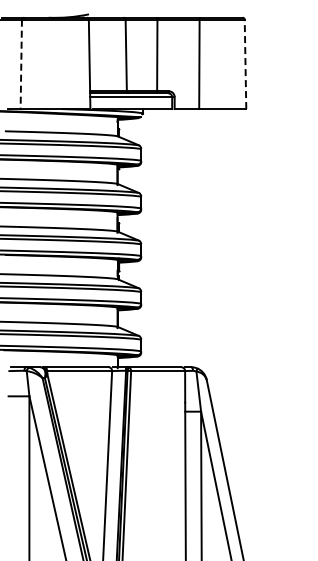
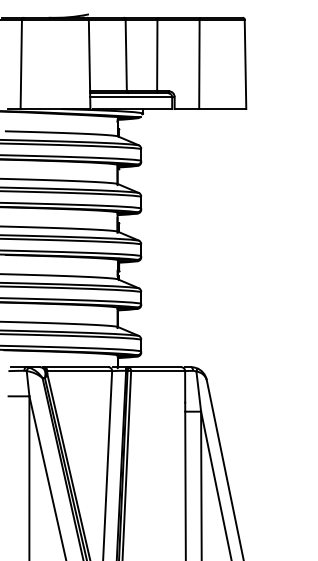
line: dashed -> solid (21, 64)
line: dashed -> solid (245, 64)
